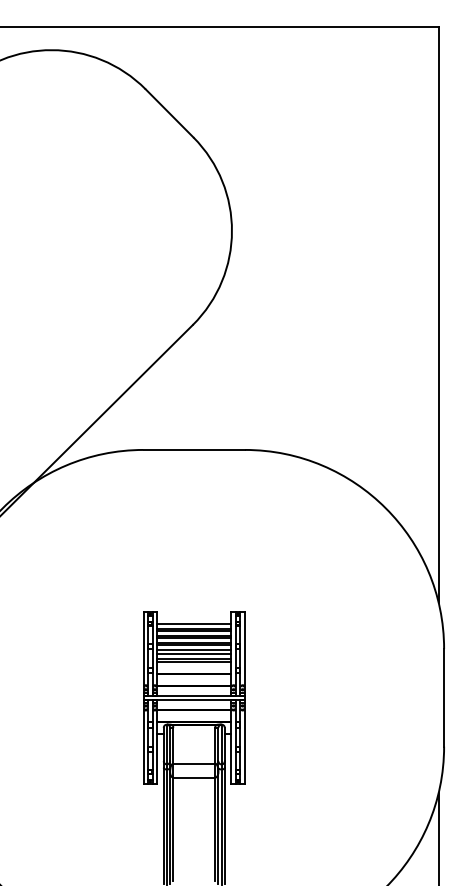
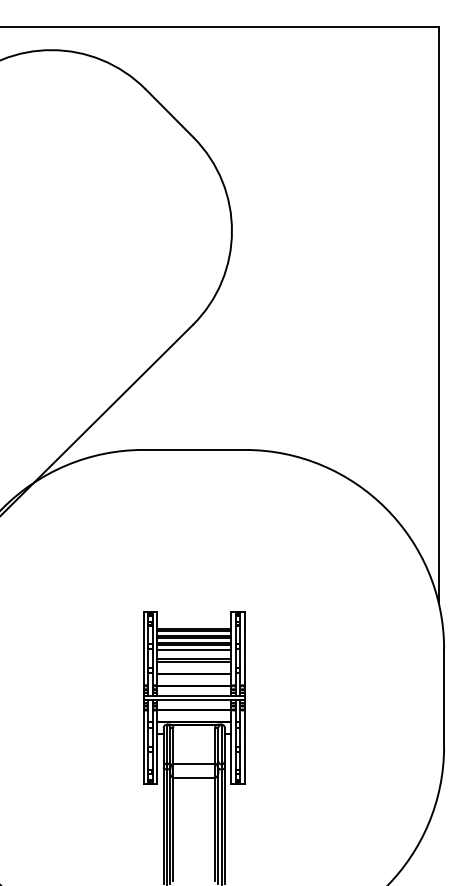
line: present -> none (194, 624)
line: present -> none (194, 653)
line: present -> none (438, 837)
